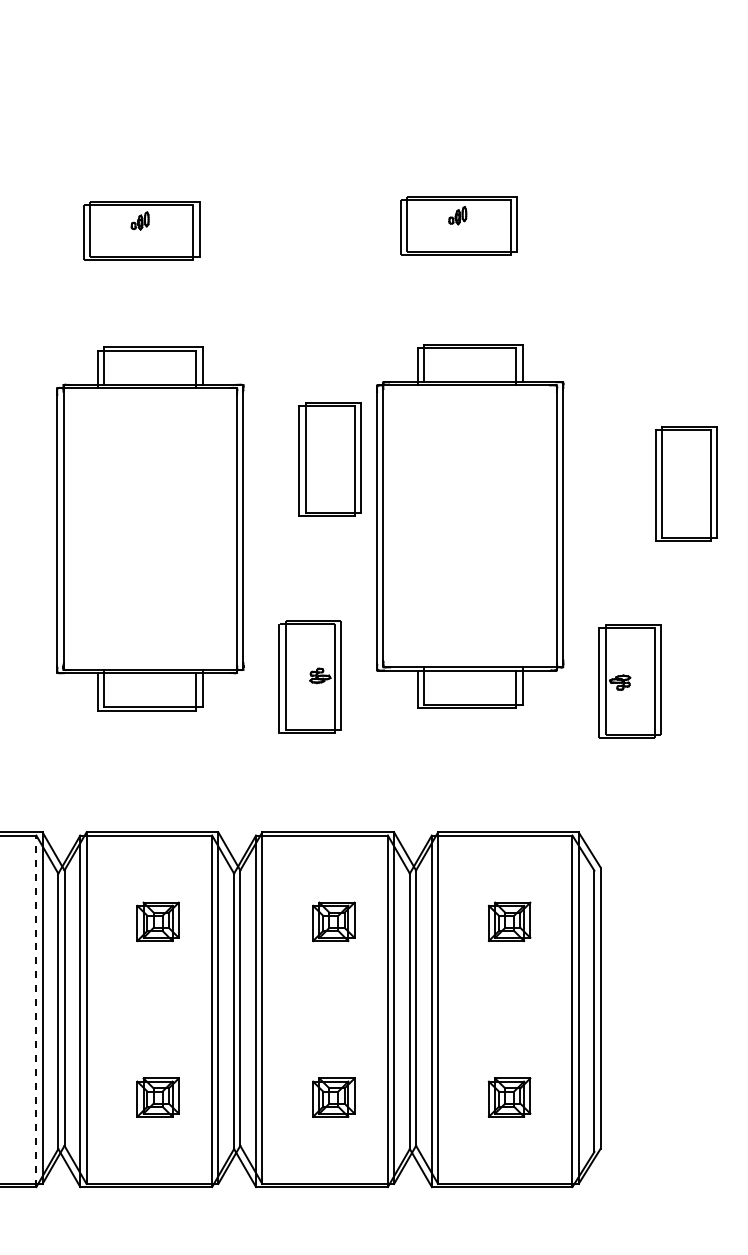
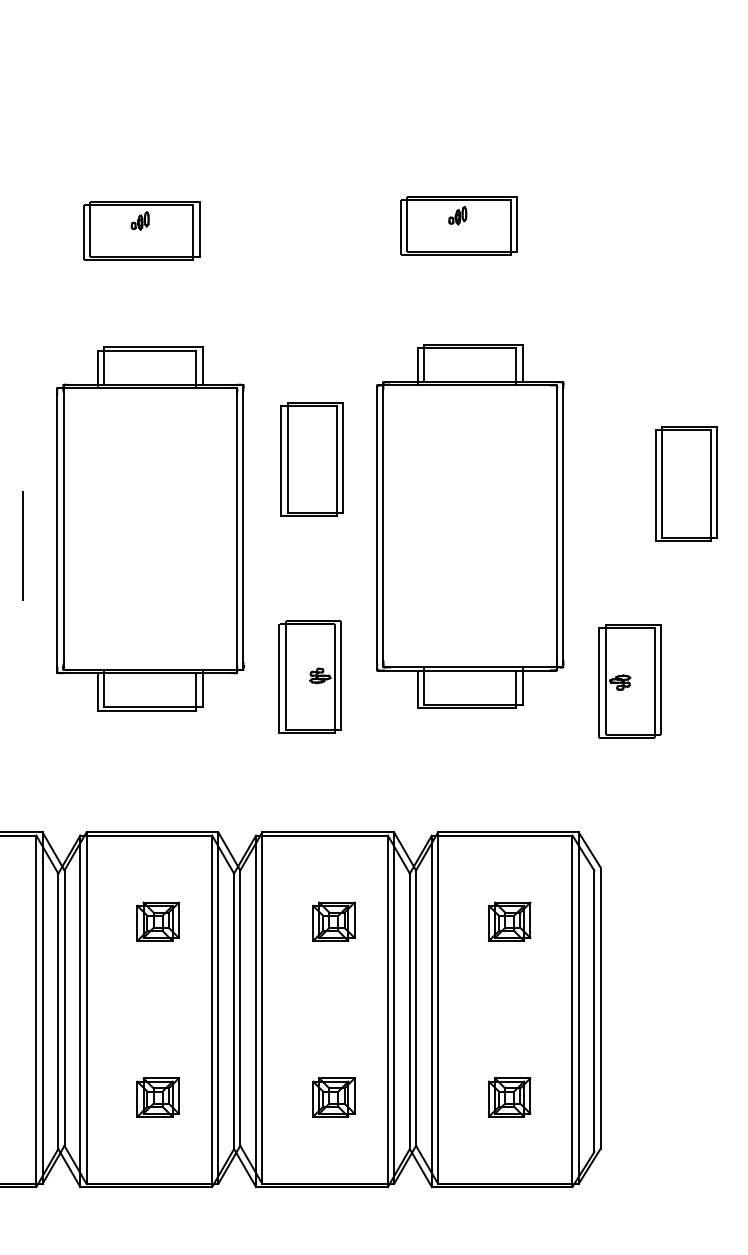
part position: (329, 459) -> (311, 459) (311, 459)
line: none -> present (22, 545)
line: dashed -> solid (36, 1011)
